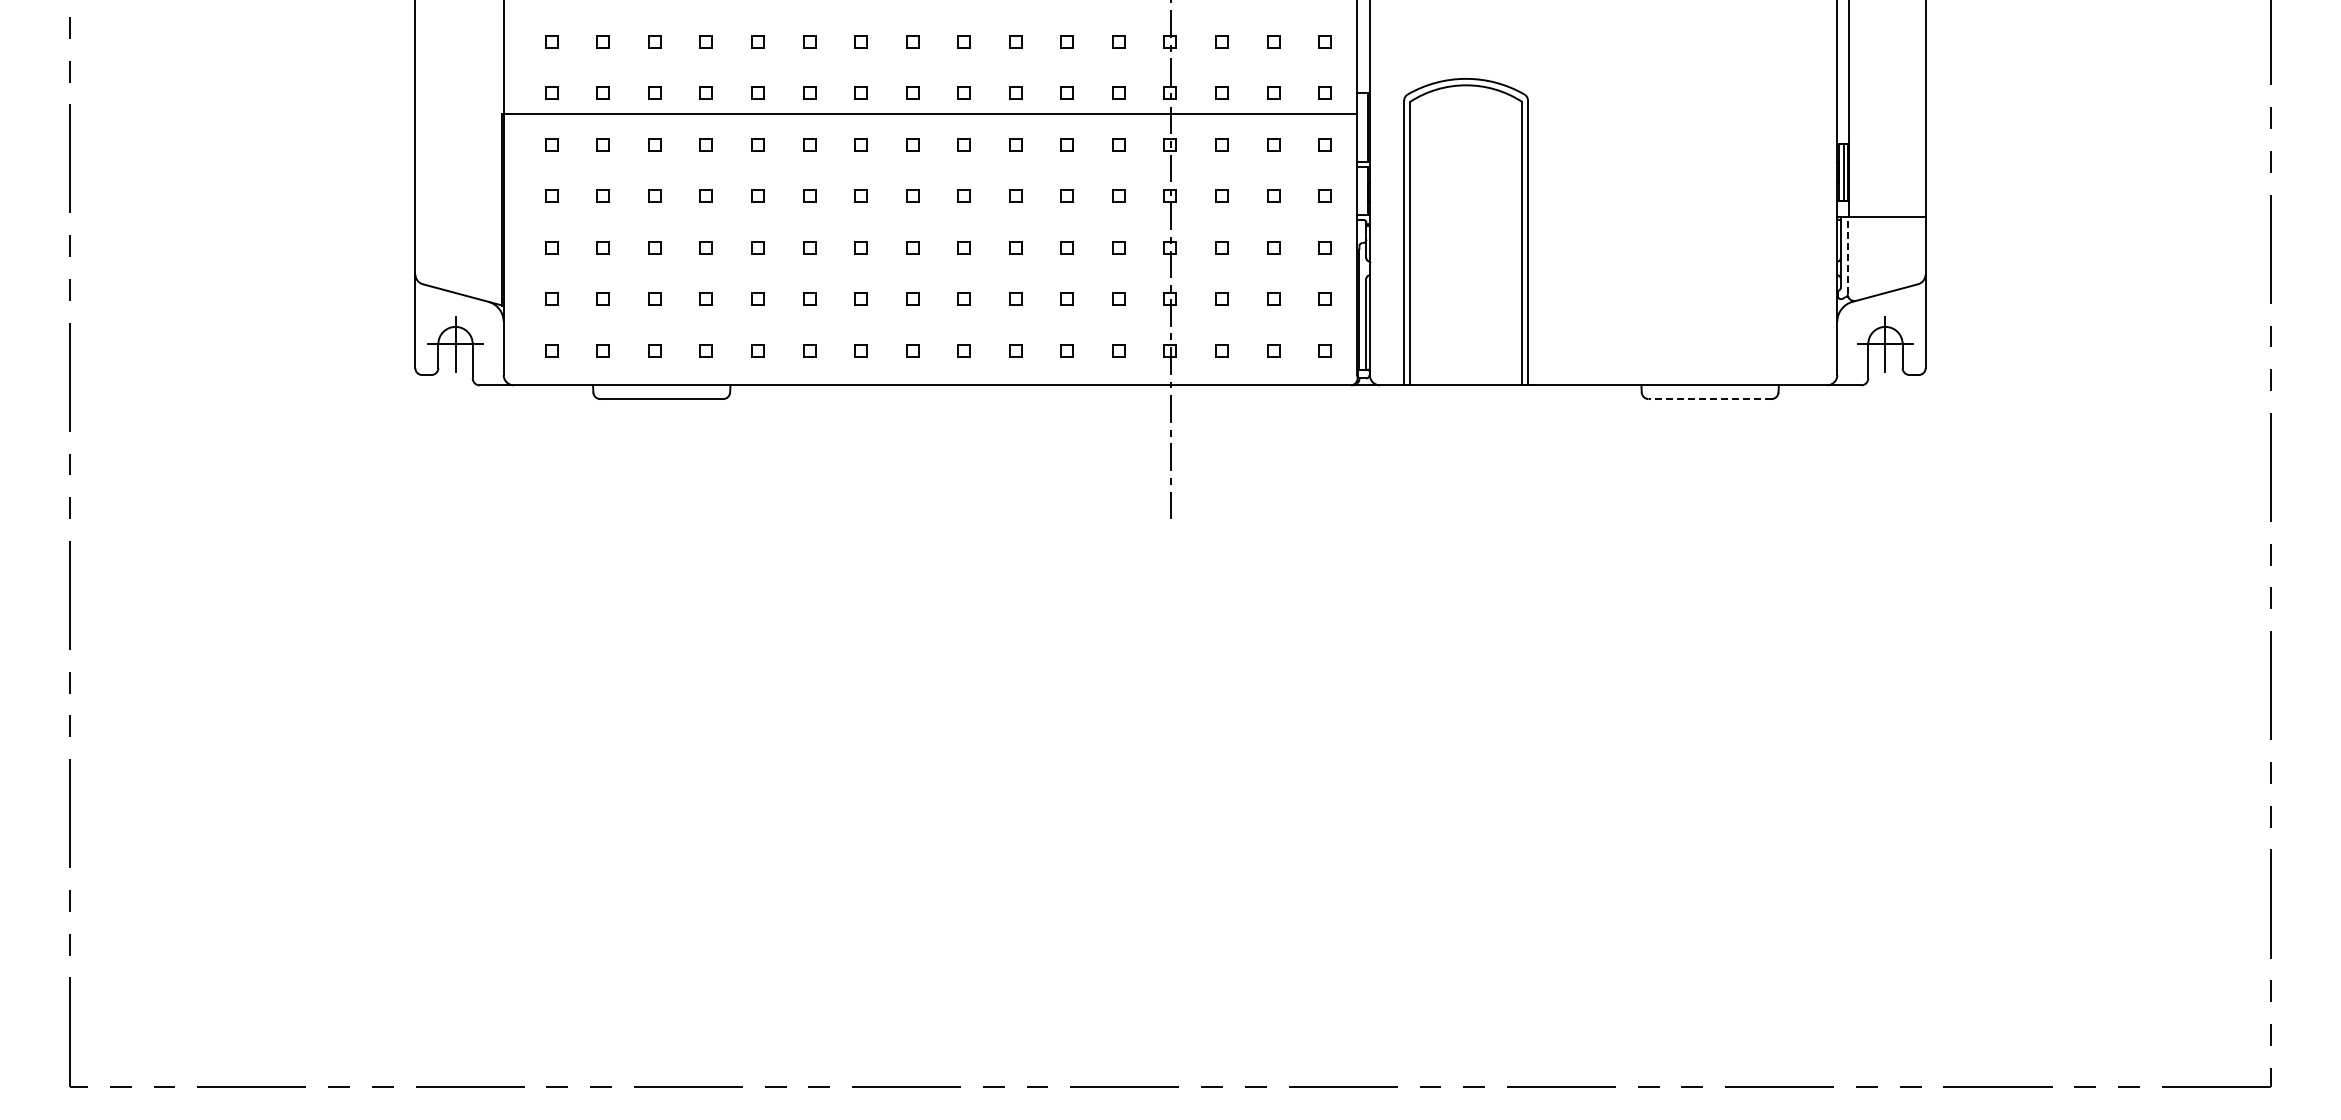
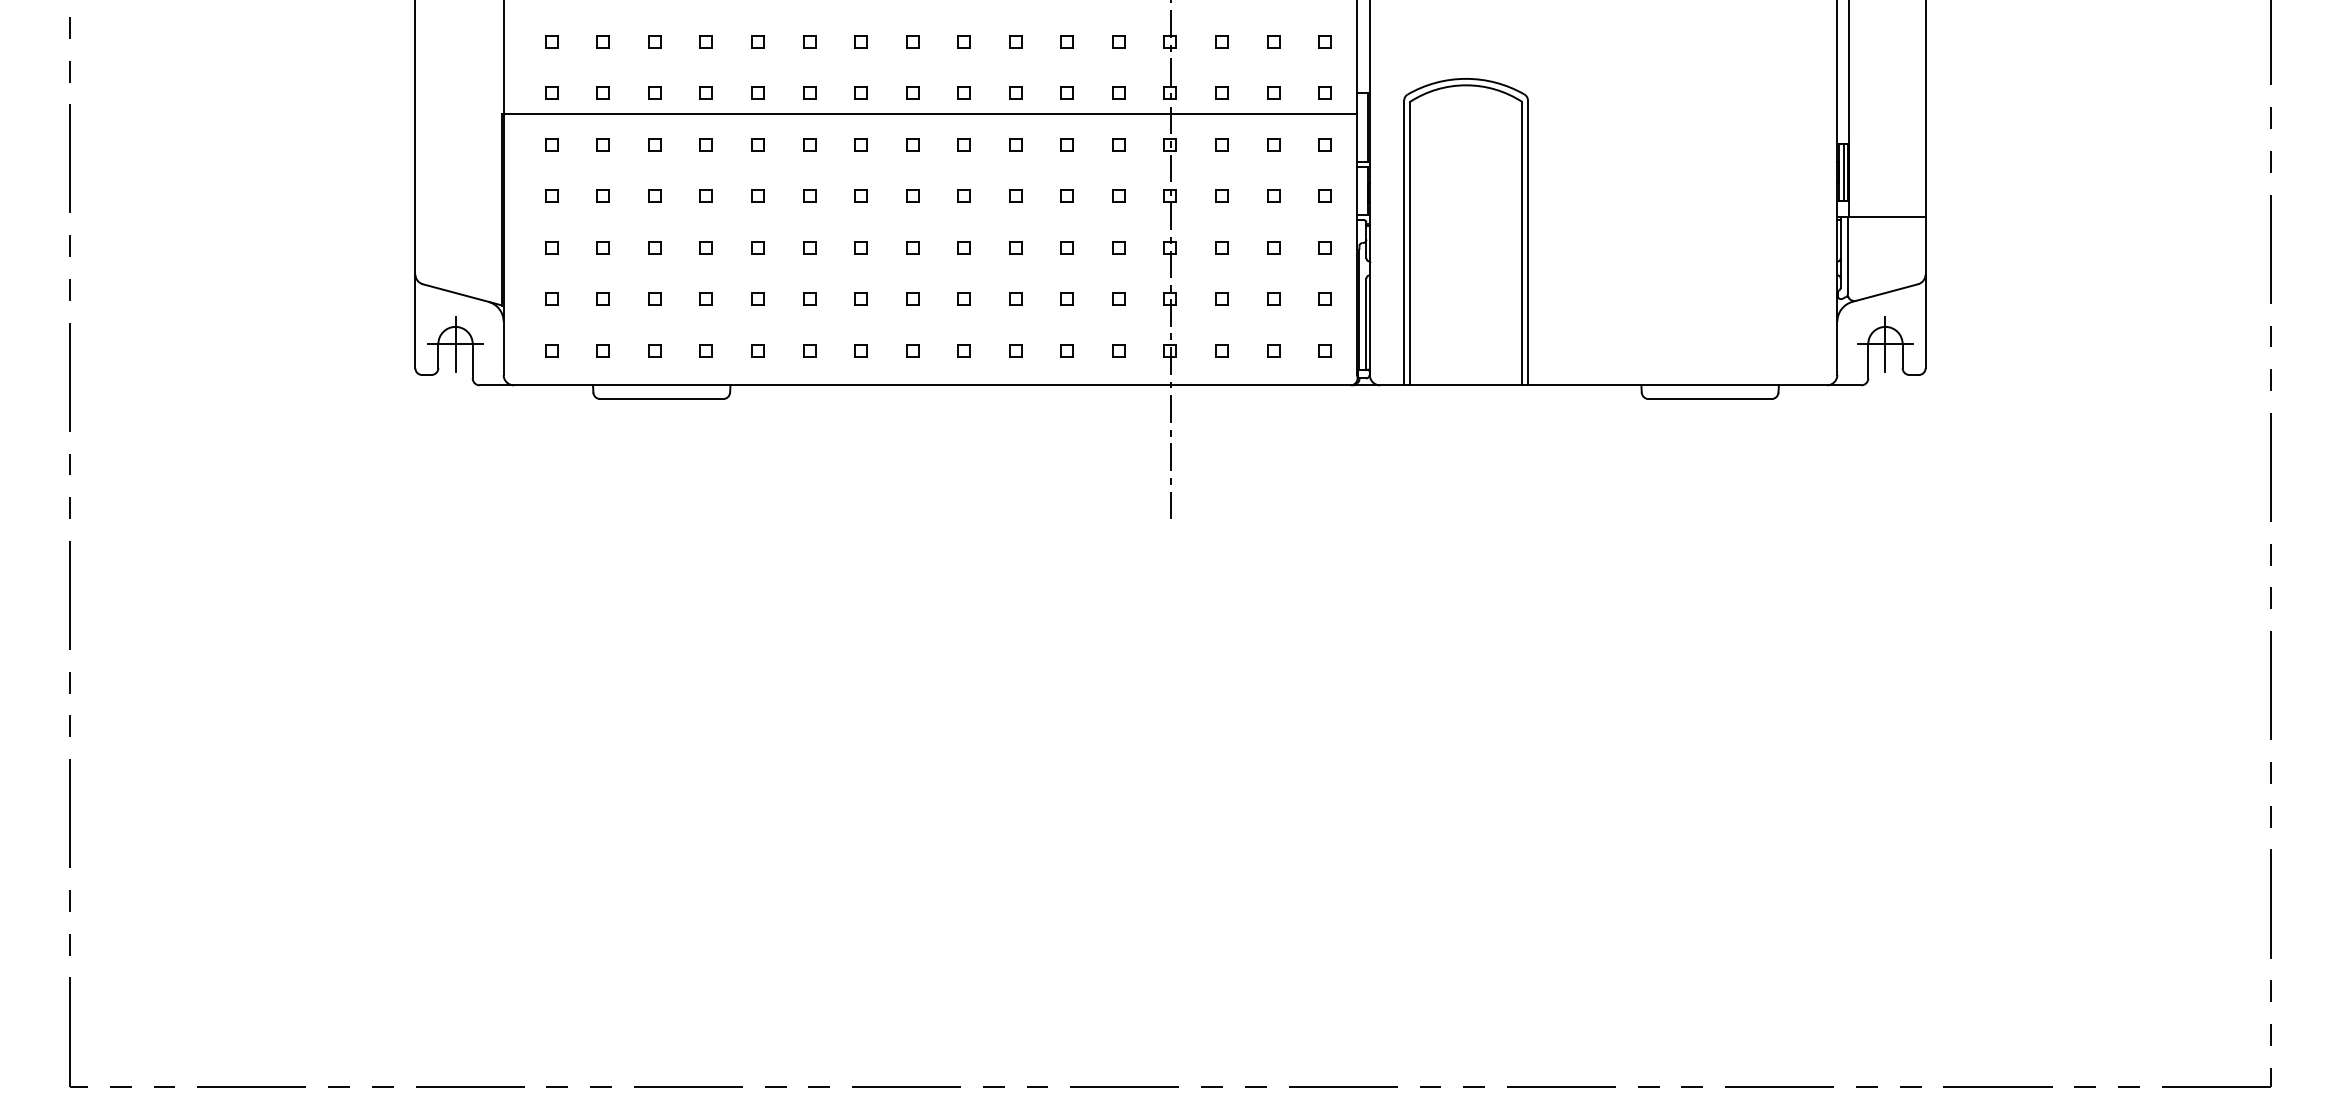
line: dashed -> solid (1847, 255)
line: dashed -> solid (1709, 399)
